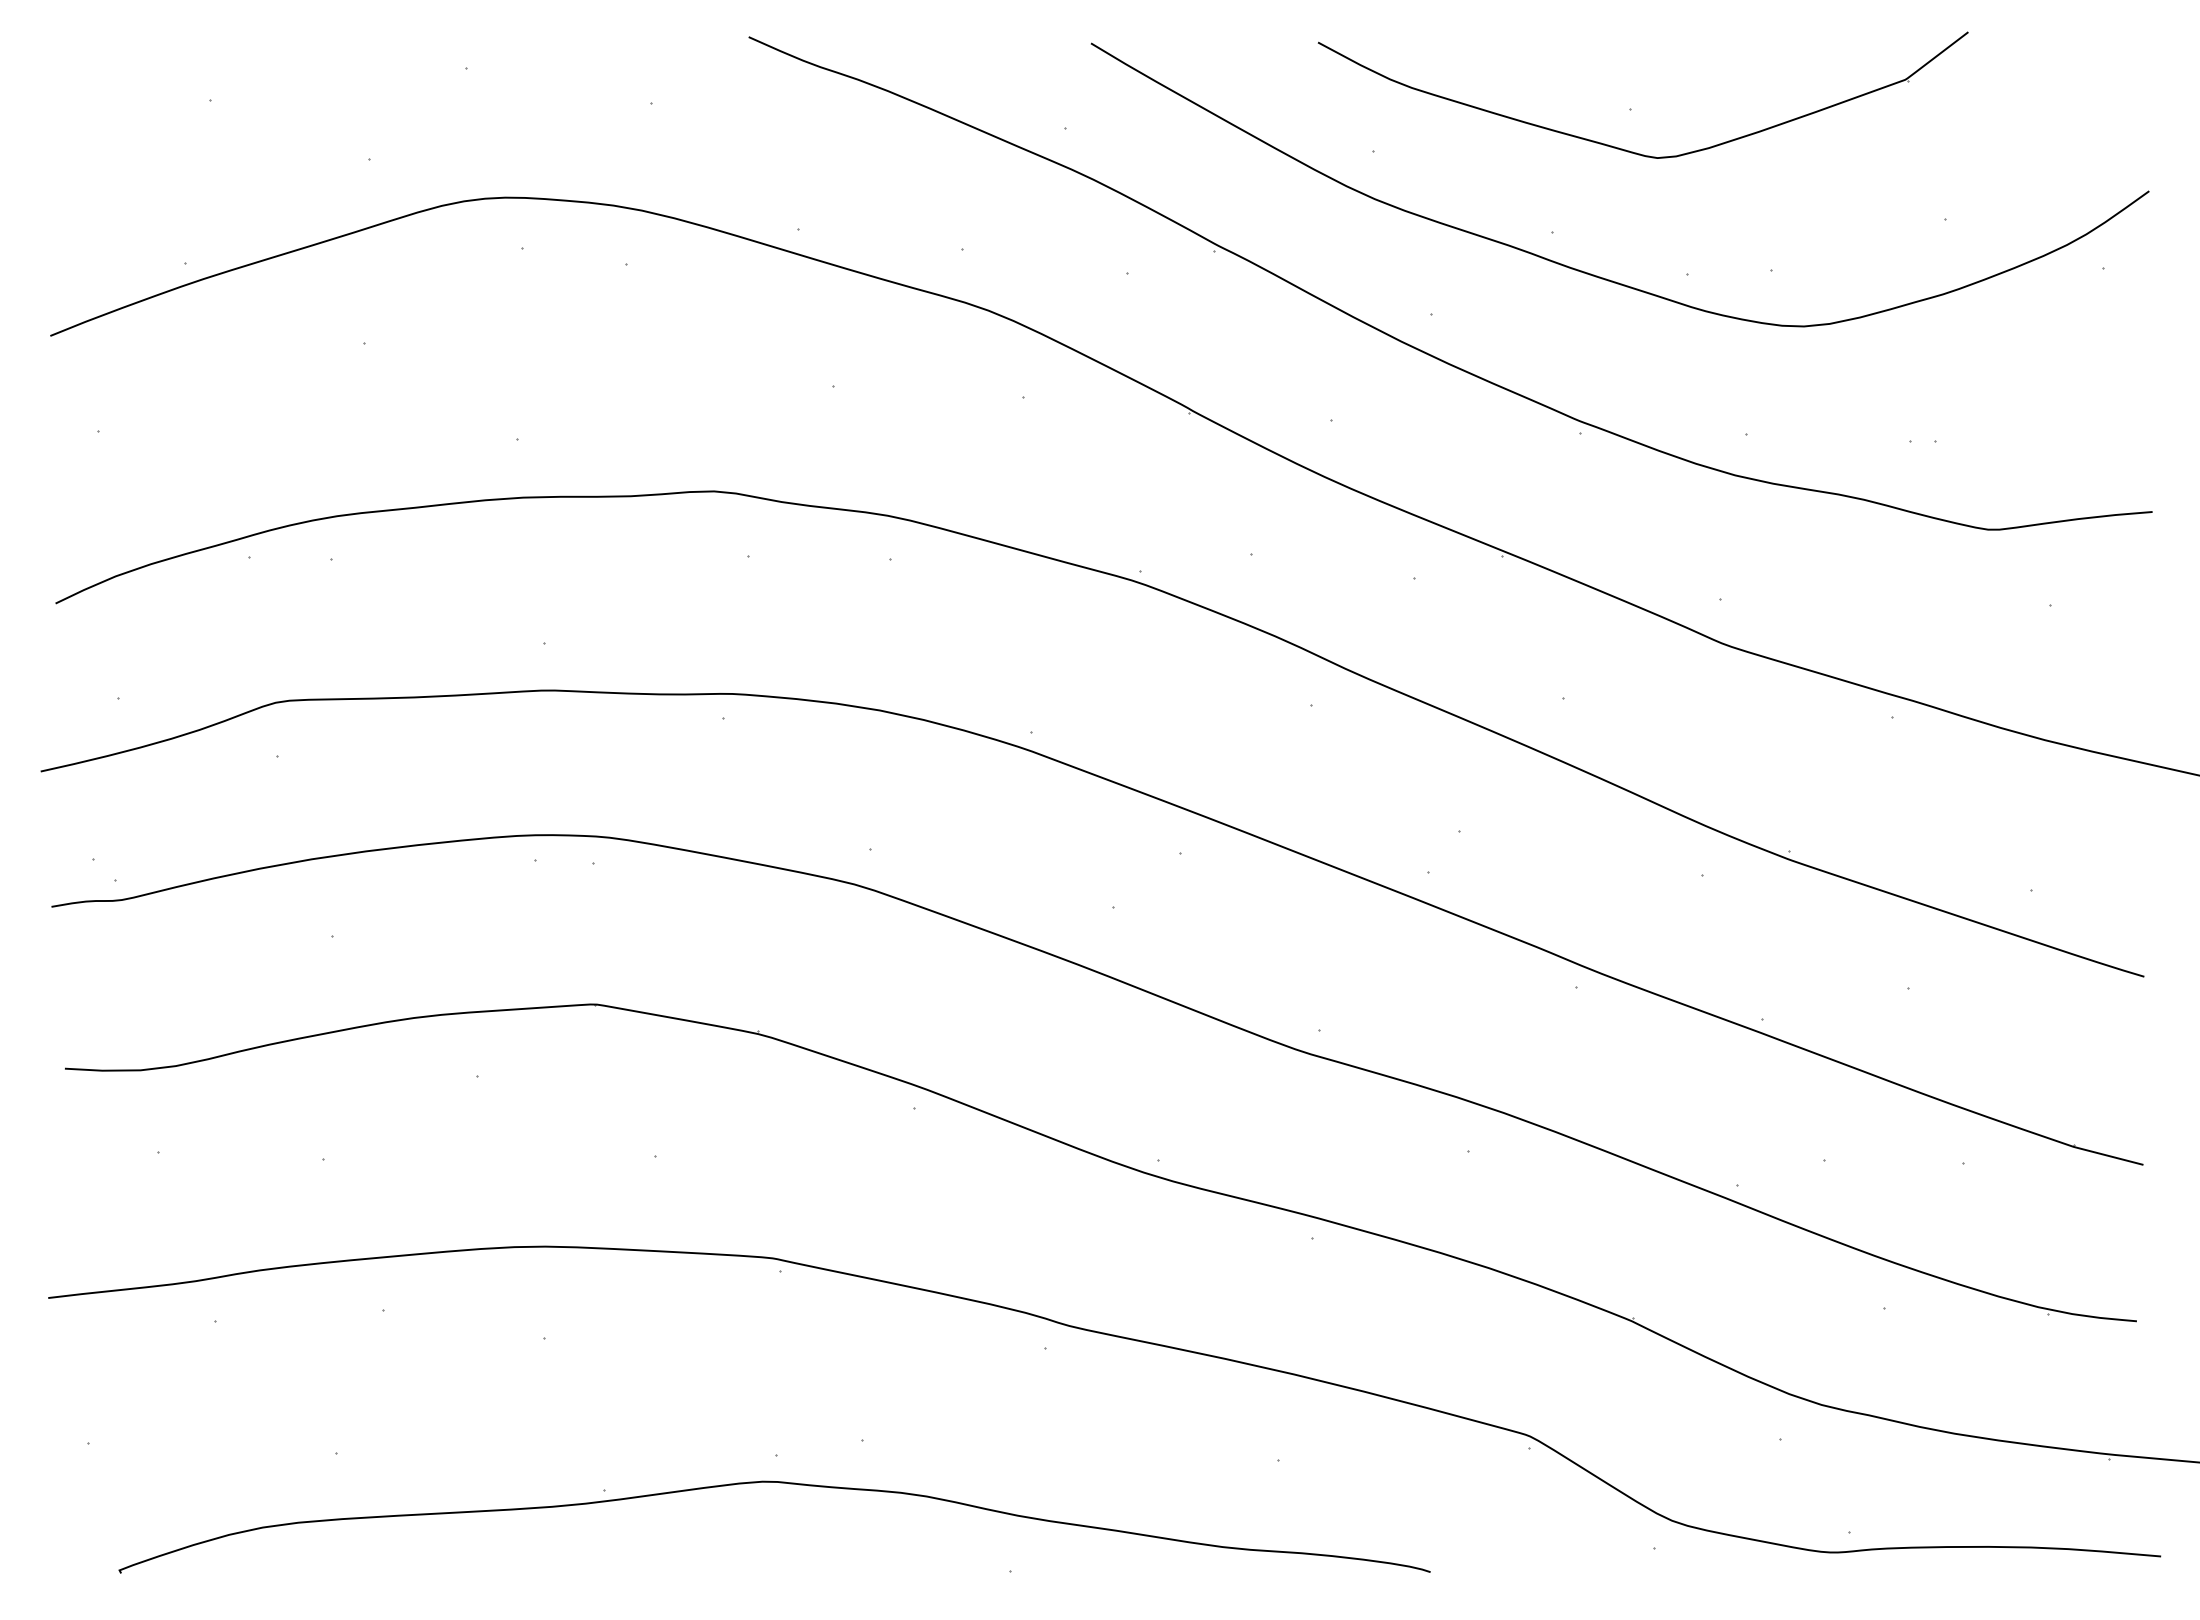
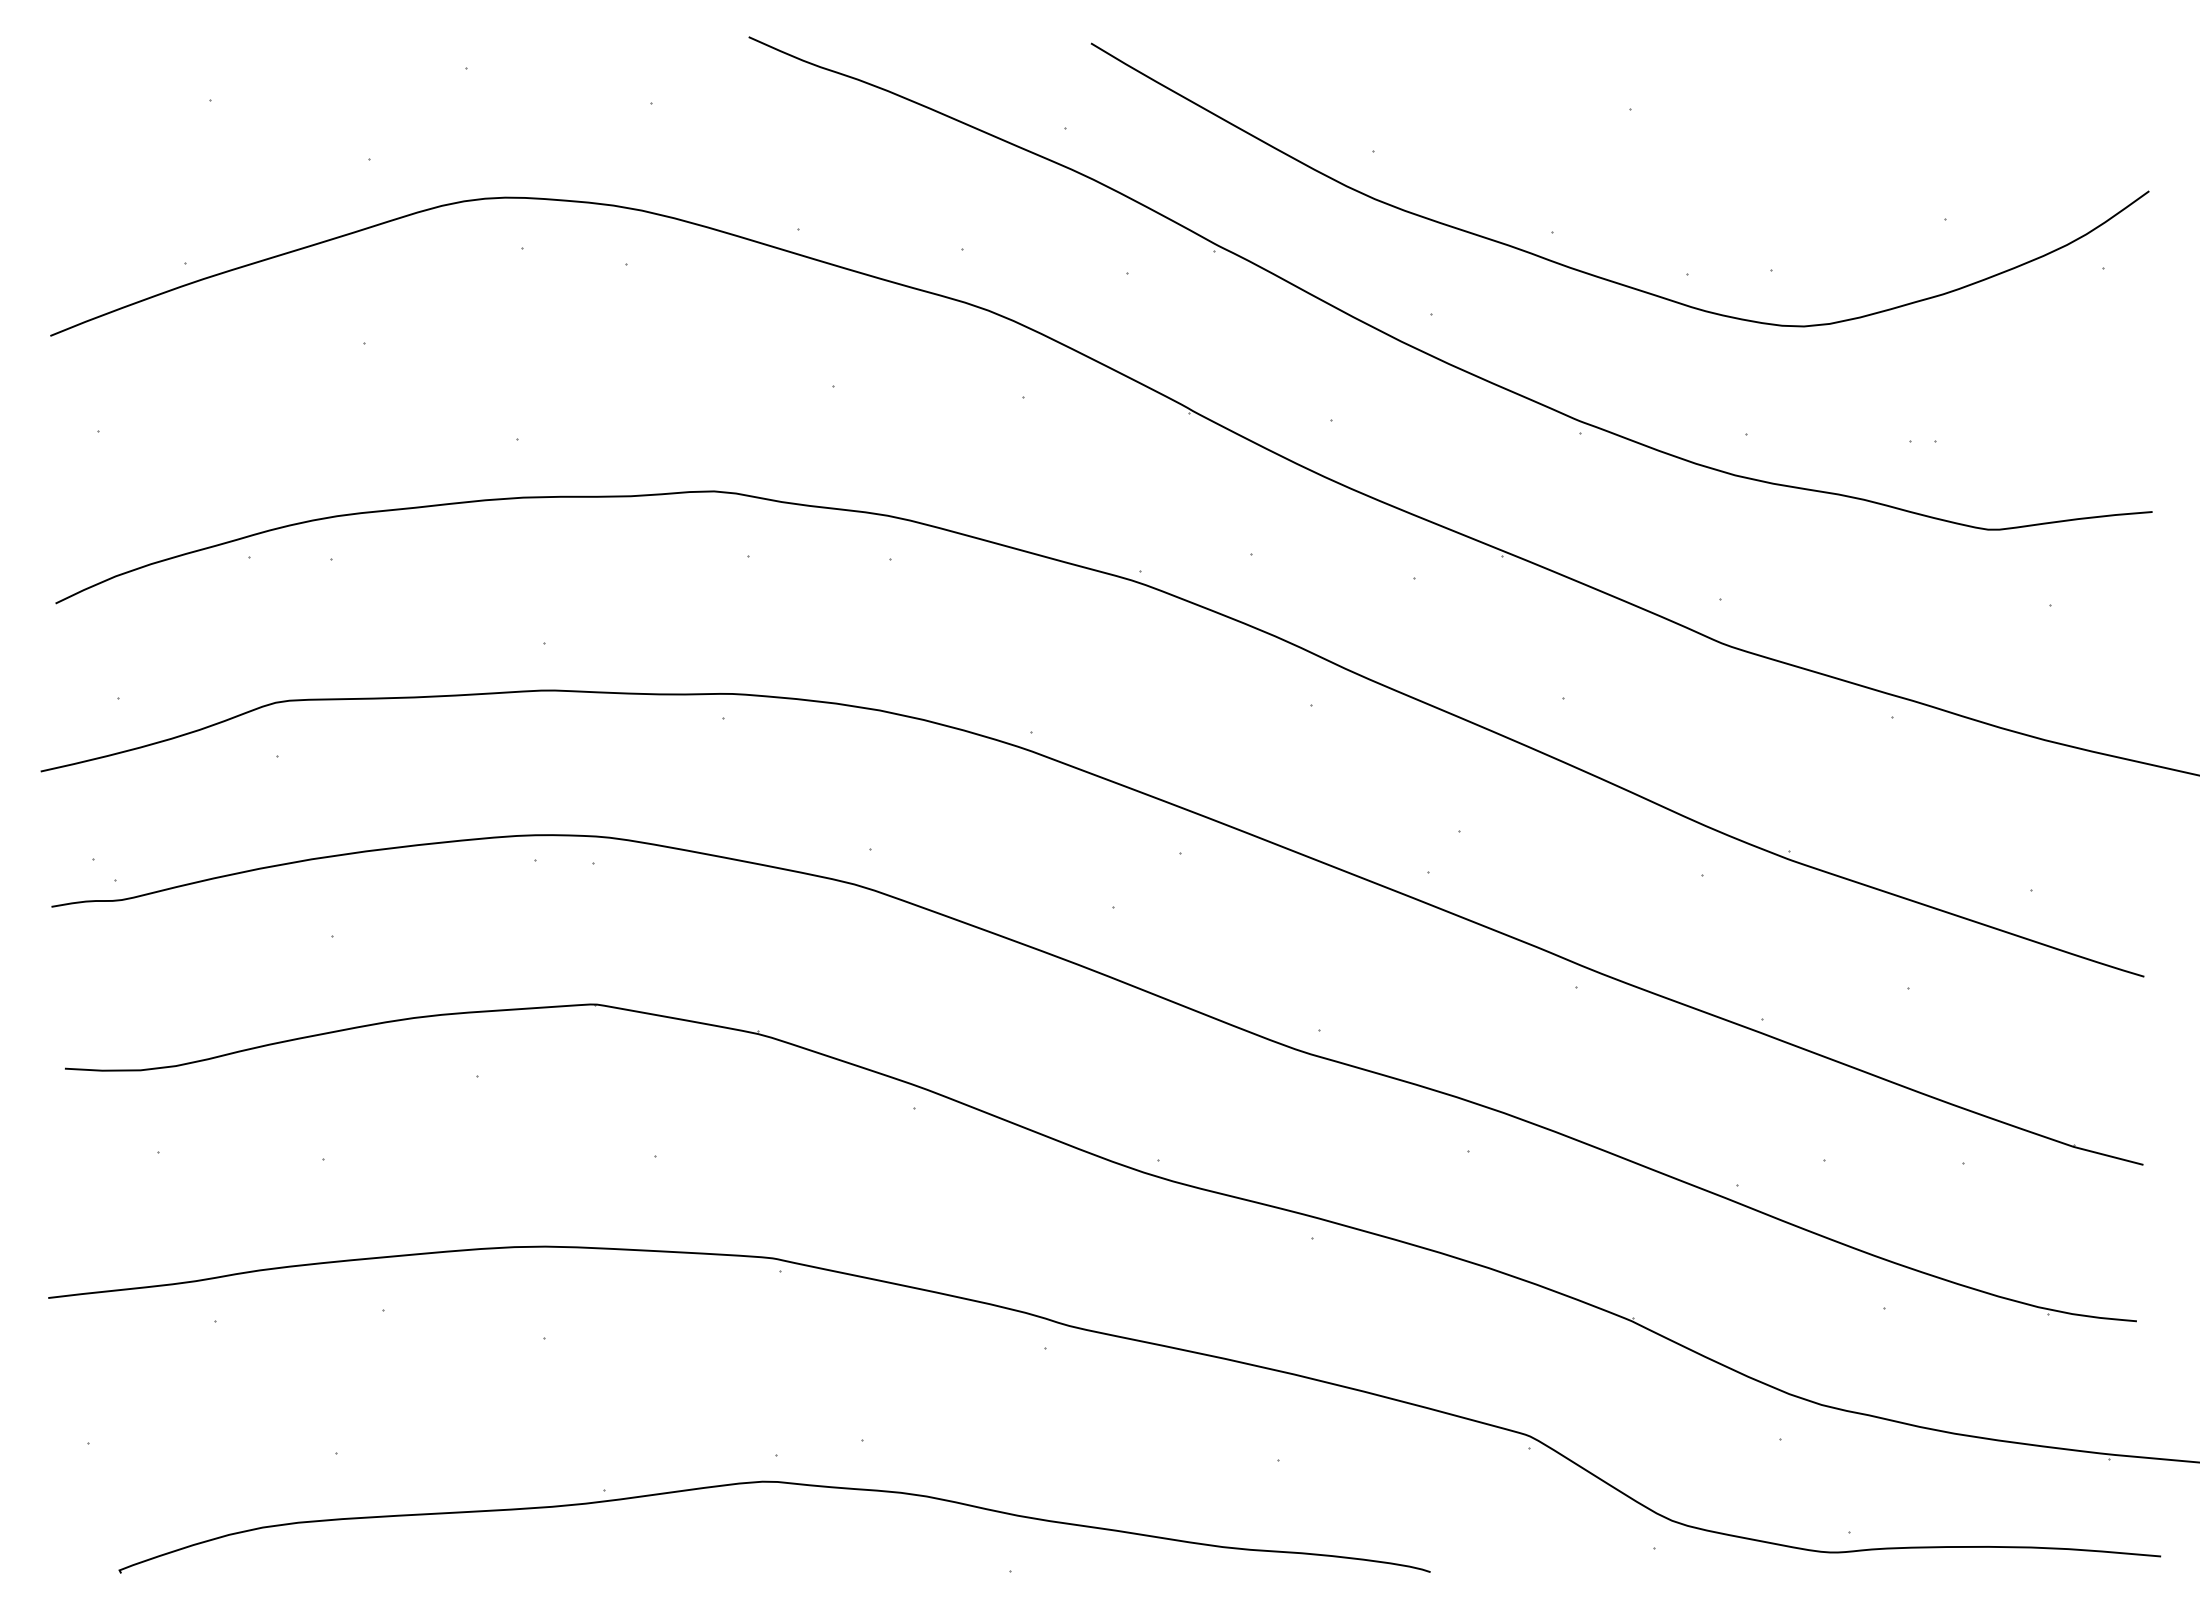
part: present -> none (1629, 150)
